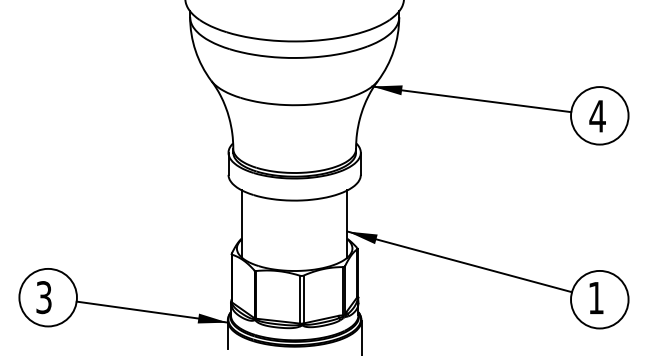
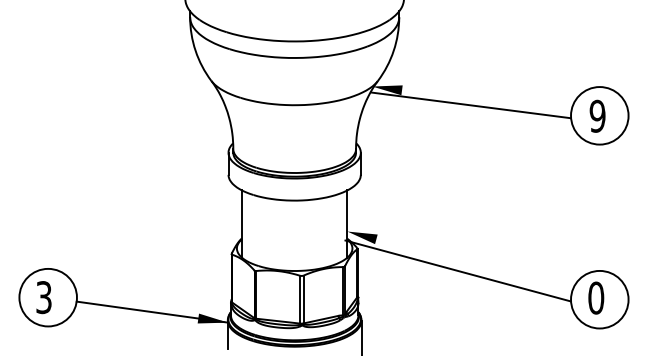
line position: (471, 99) -> (470, 105) (470, 105)
text: 4 -> 9 (597, 115)
line position: (459, 261) -> (457, 270) (457, 270)
text: 1 -> 0 (596, 297)
